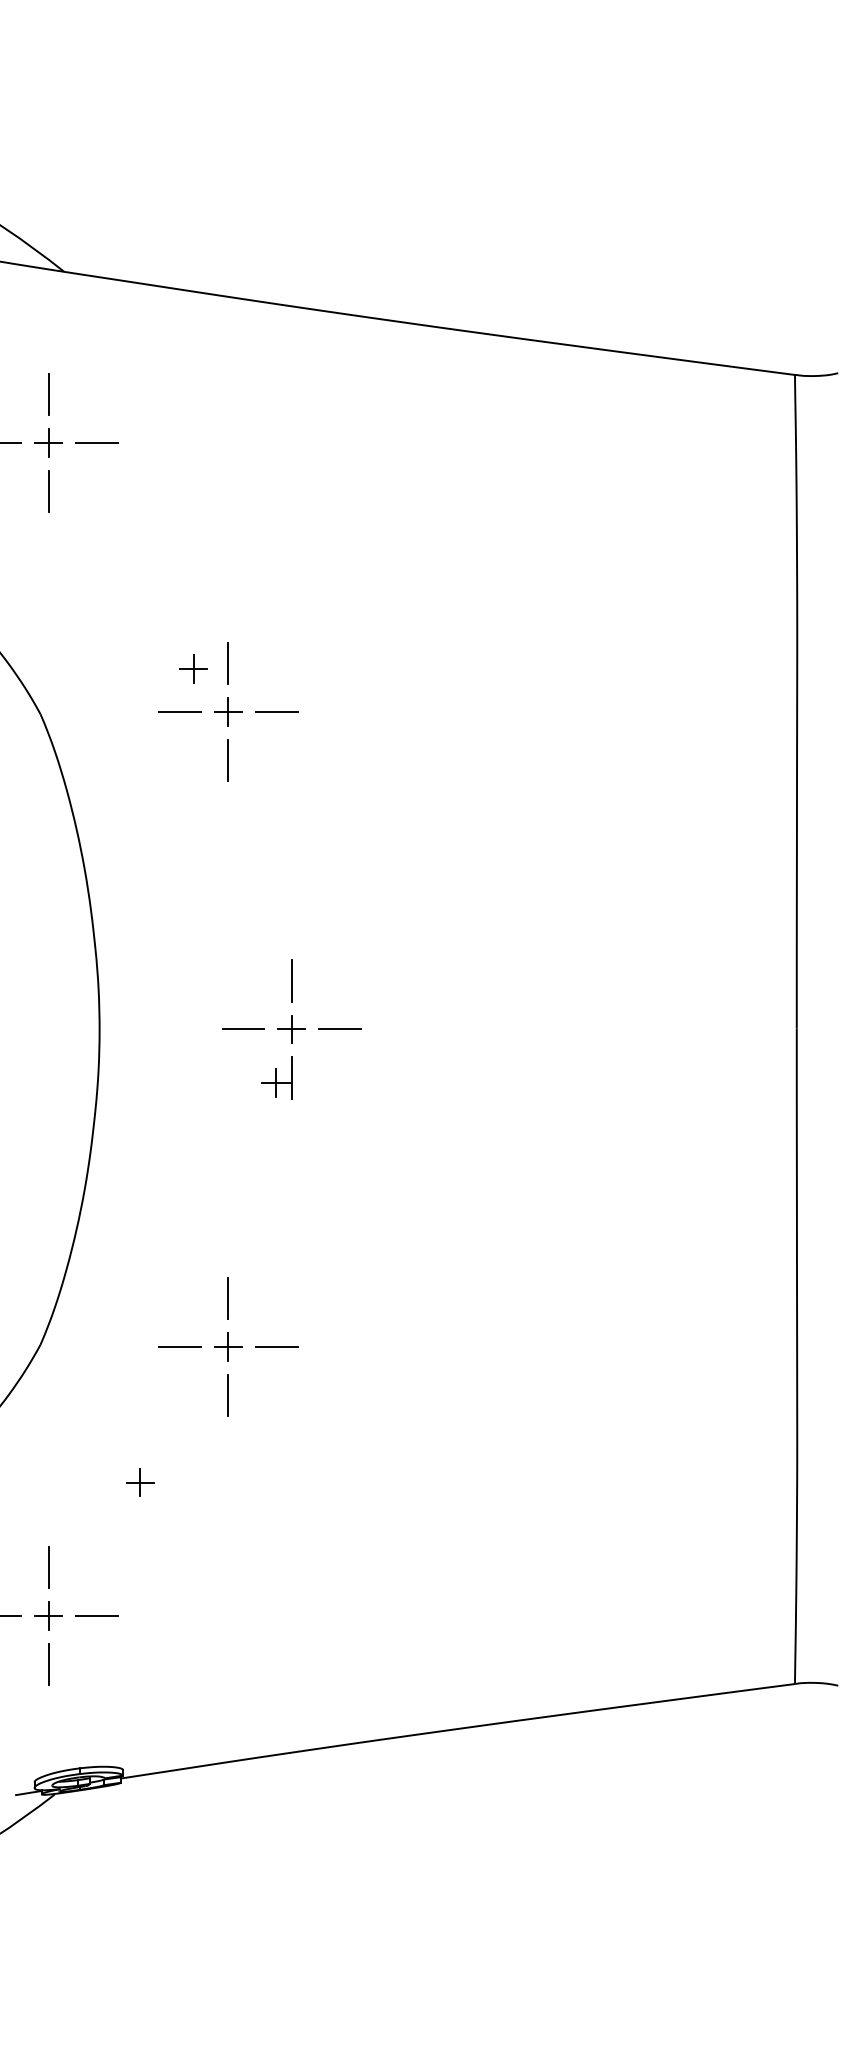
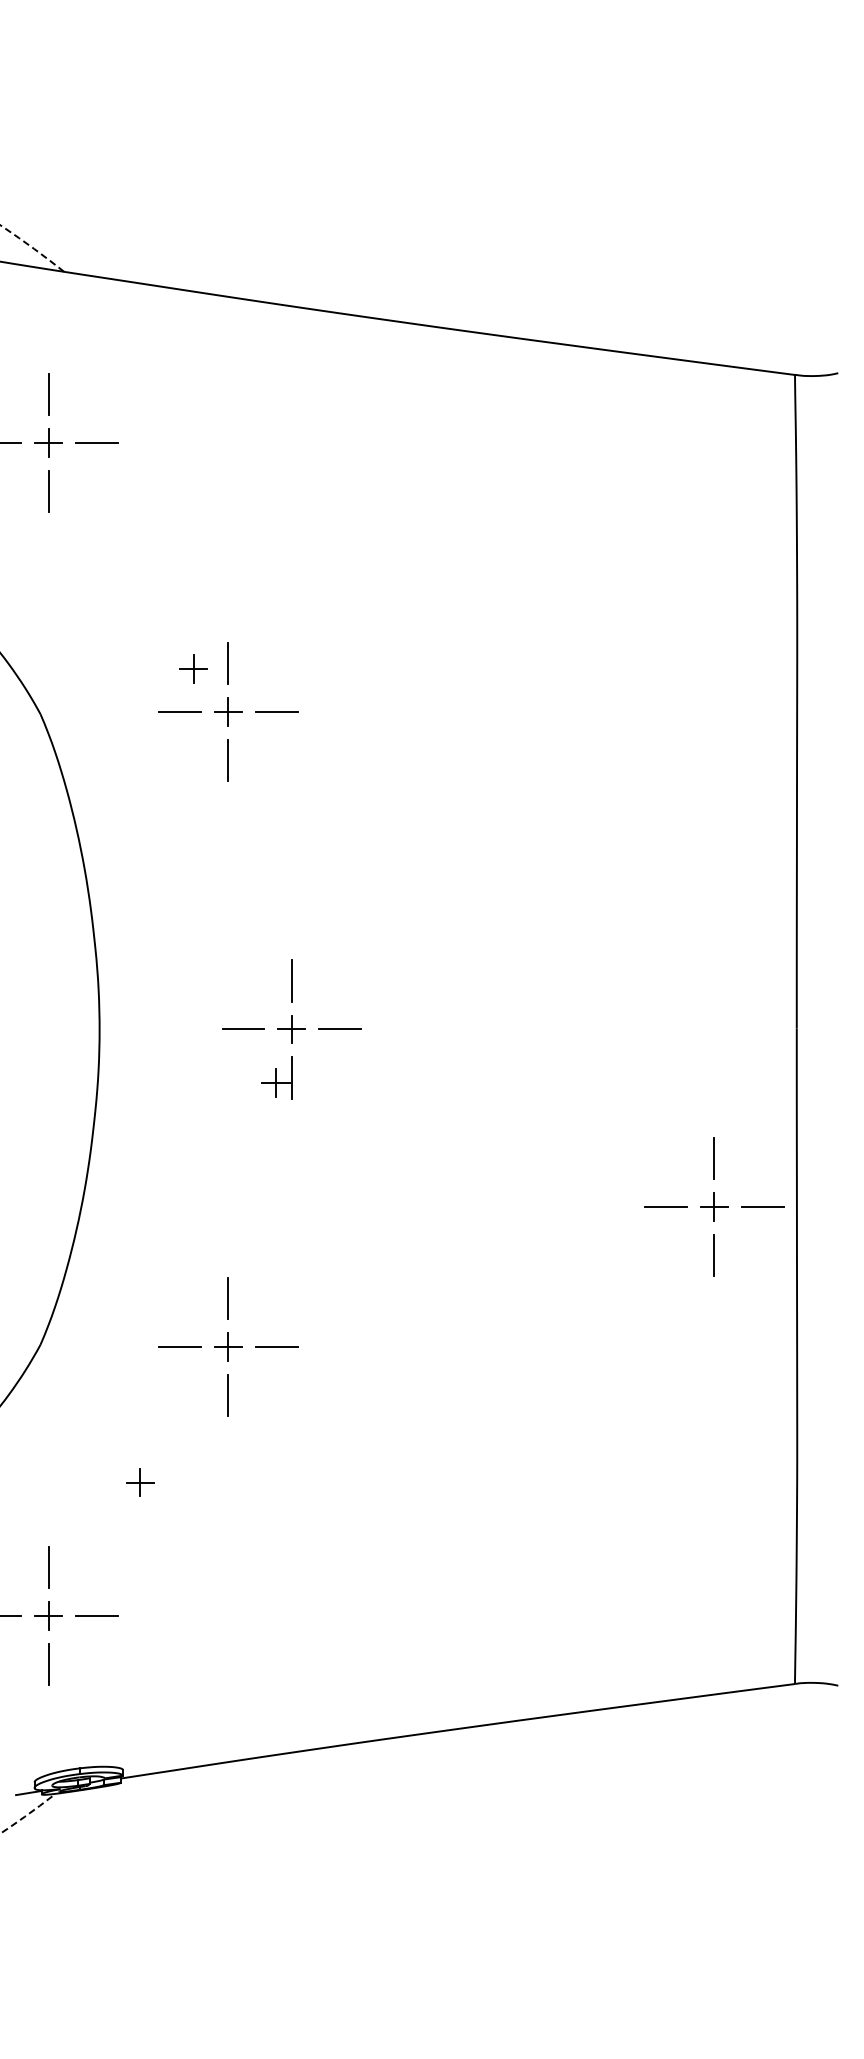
arc: solid -> dashed (32, 247)
part: none -> present (714, 1206)
arc: solid -> dashed (27, 1814)
